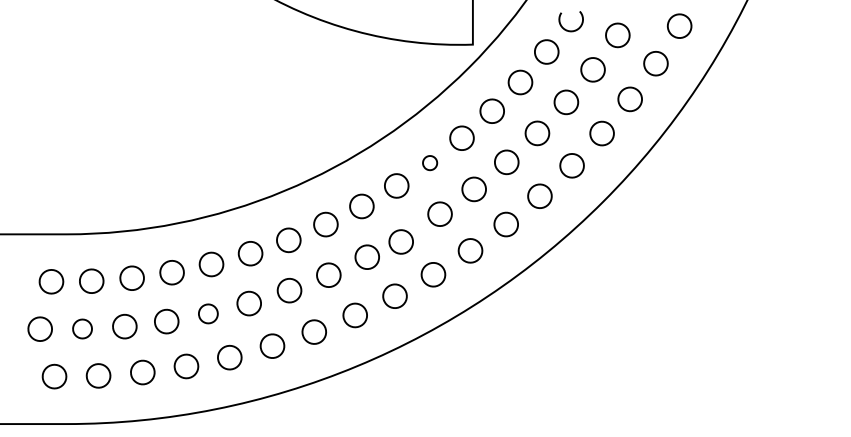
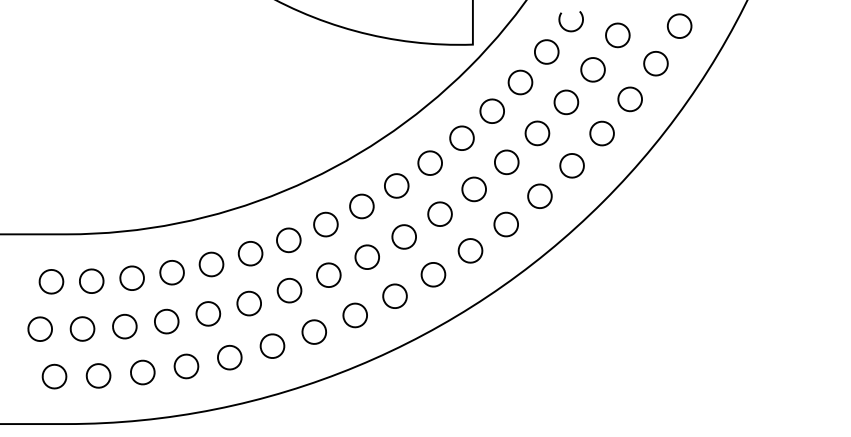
part size: 17x17 px -> 26x26 px (429, 162)
part position: (400, 241) -> (403, 236) (403, 236)
part size: 21x22 px -> 27x26 px (208, 313)
part size: 21x22 px -> 27x26 px (82, 328)
